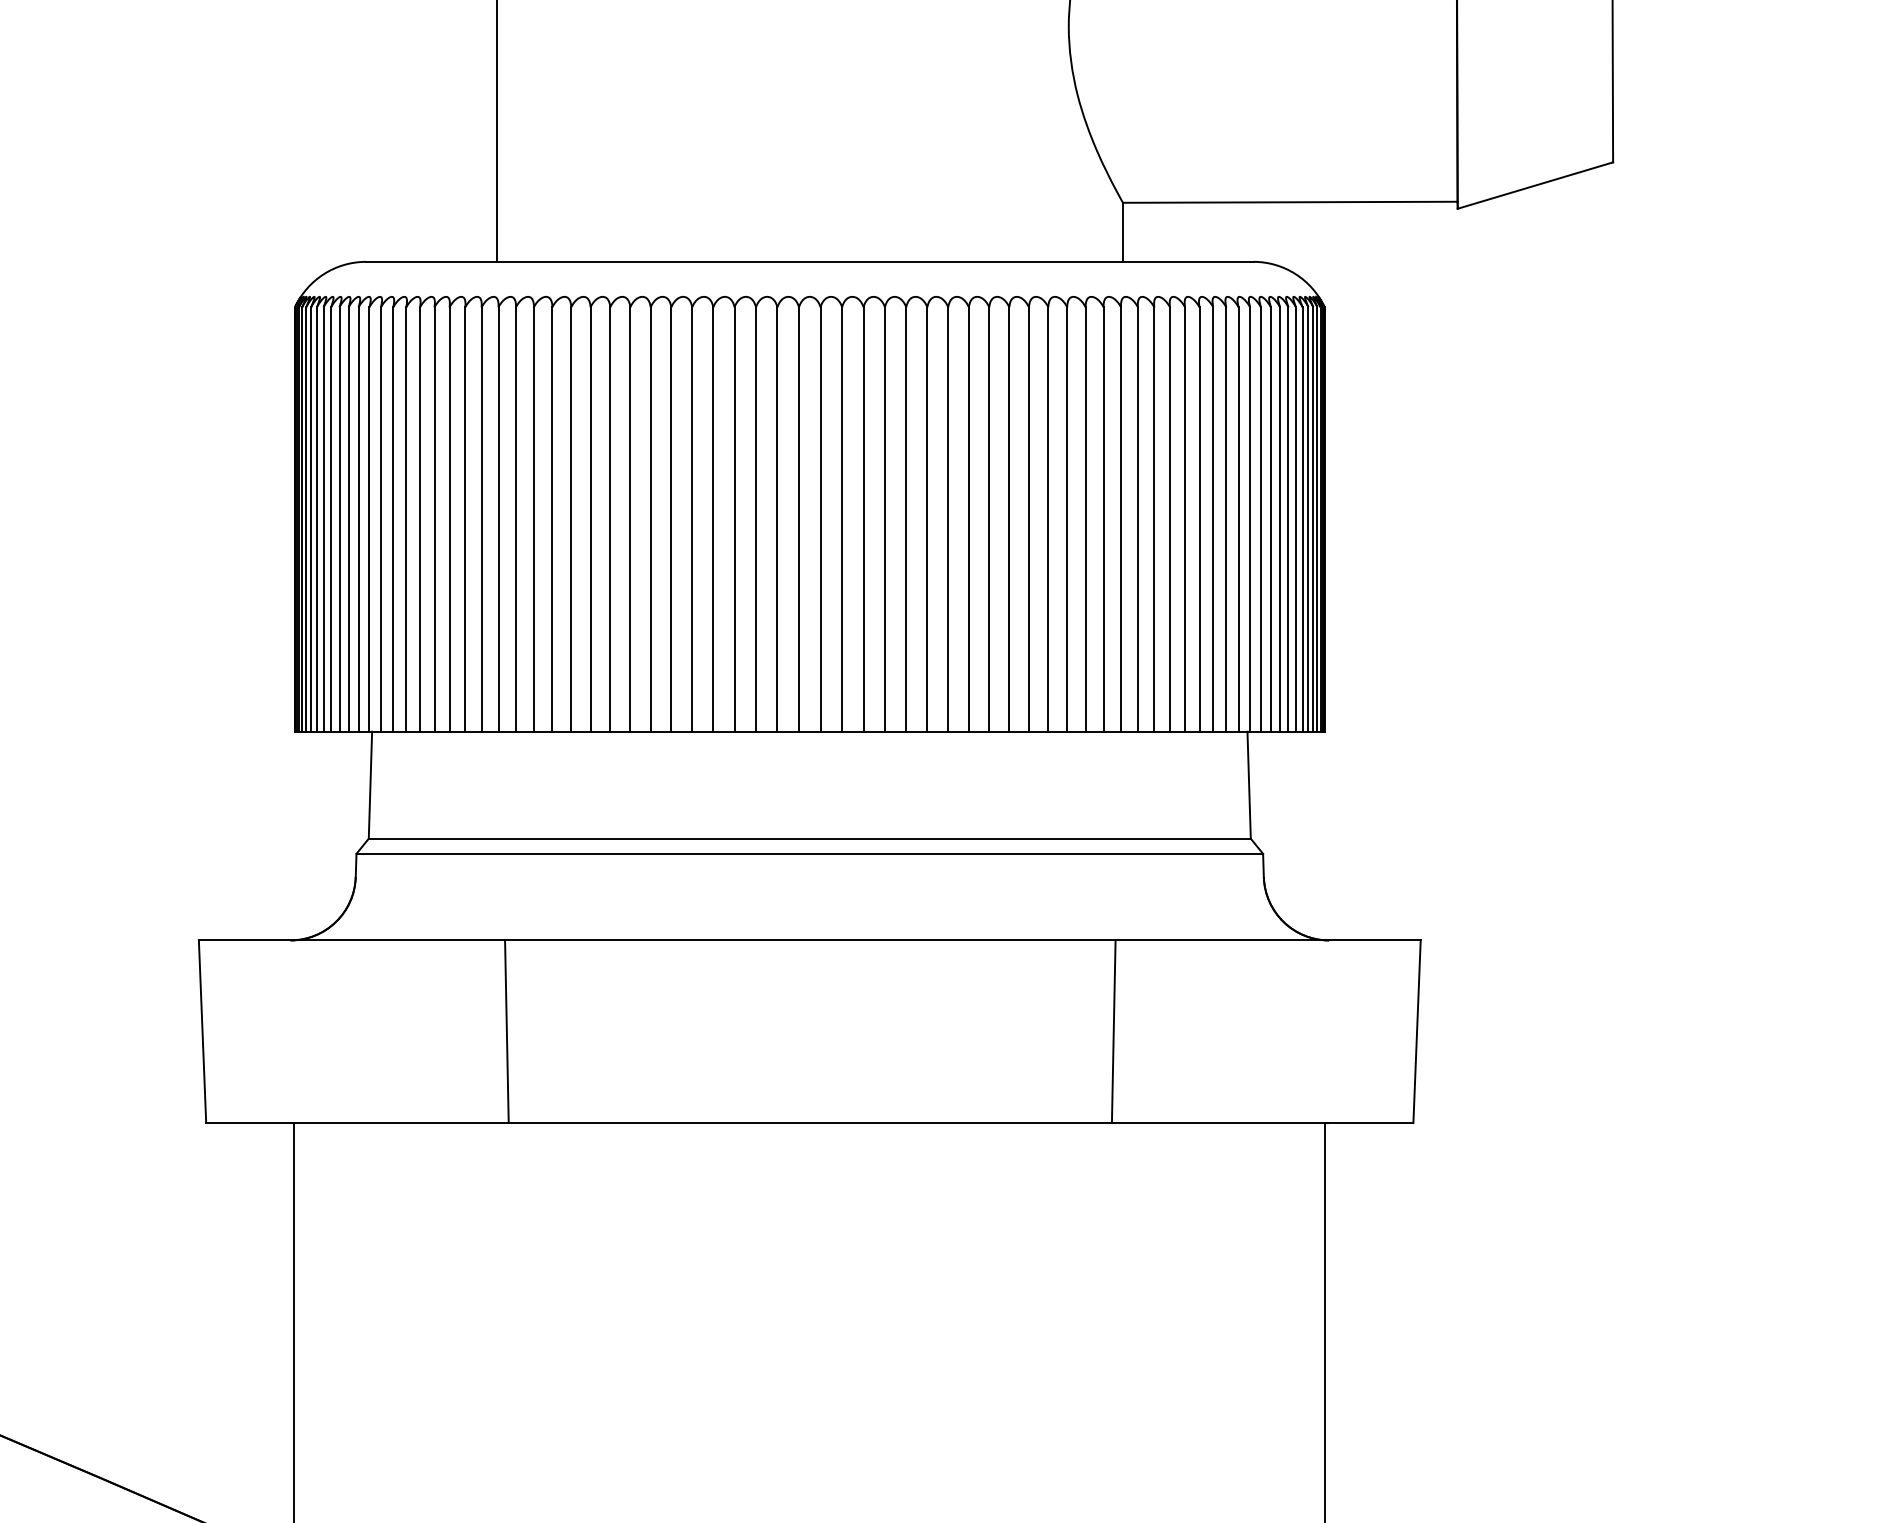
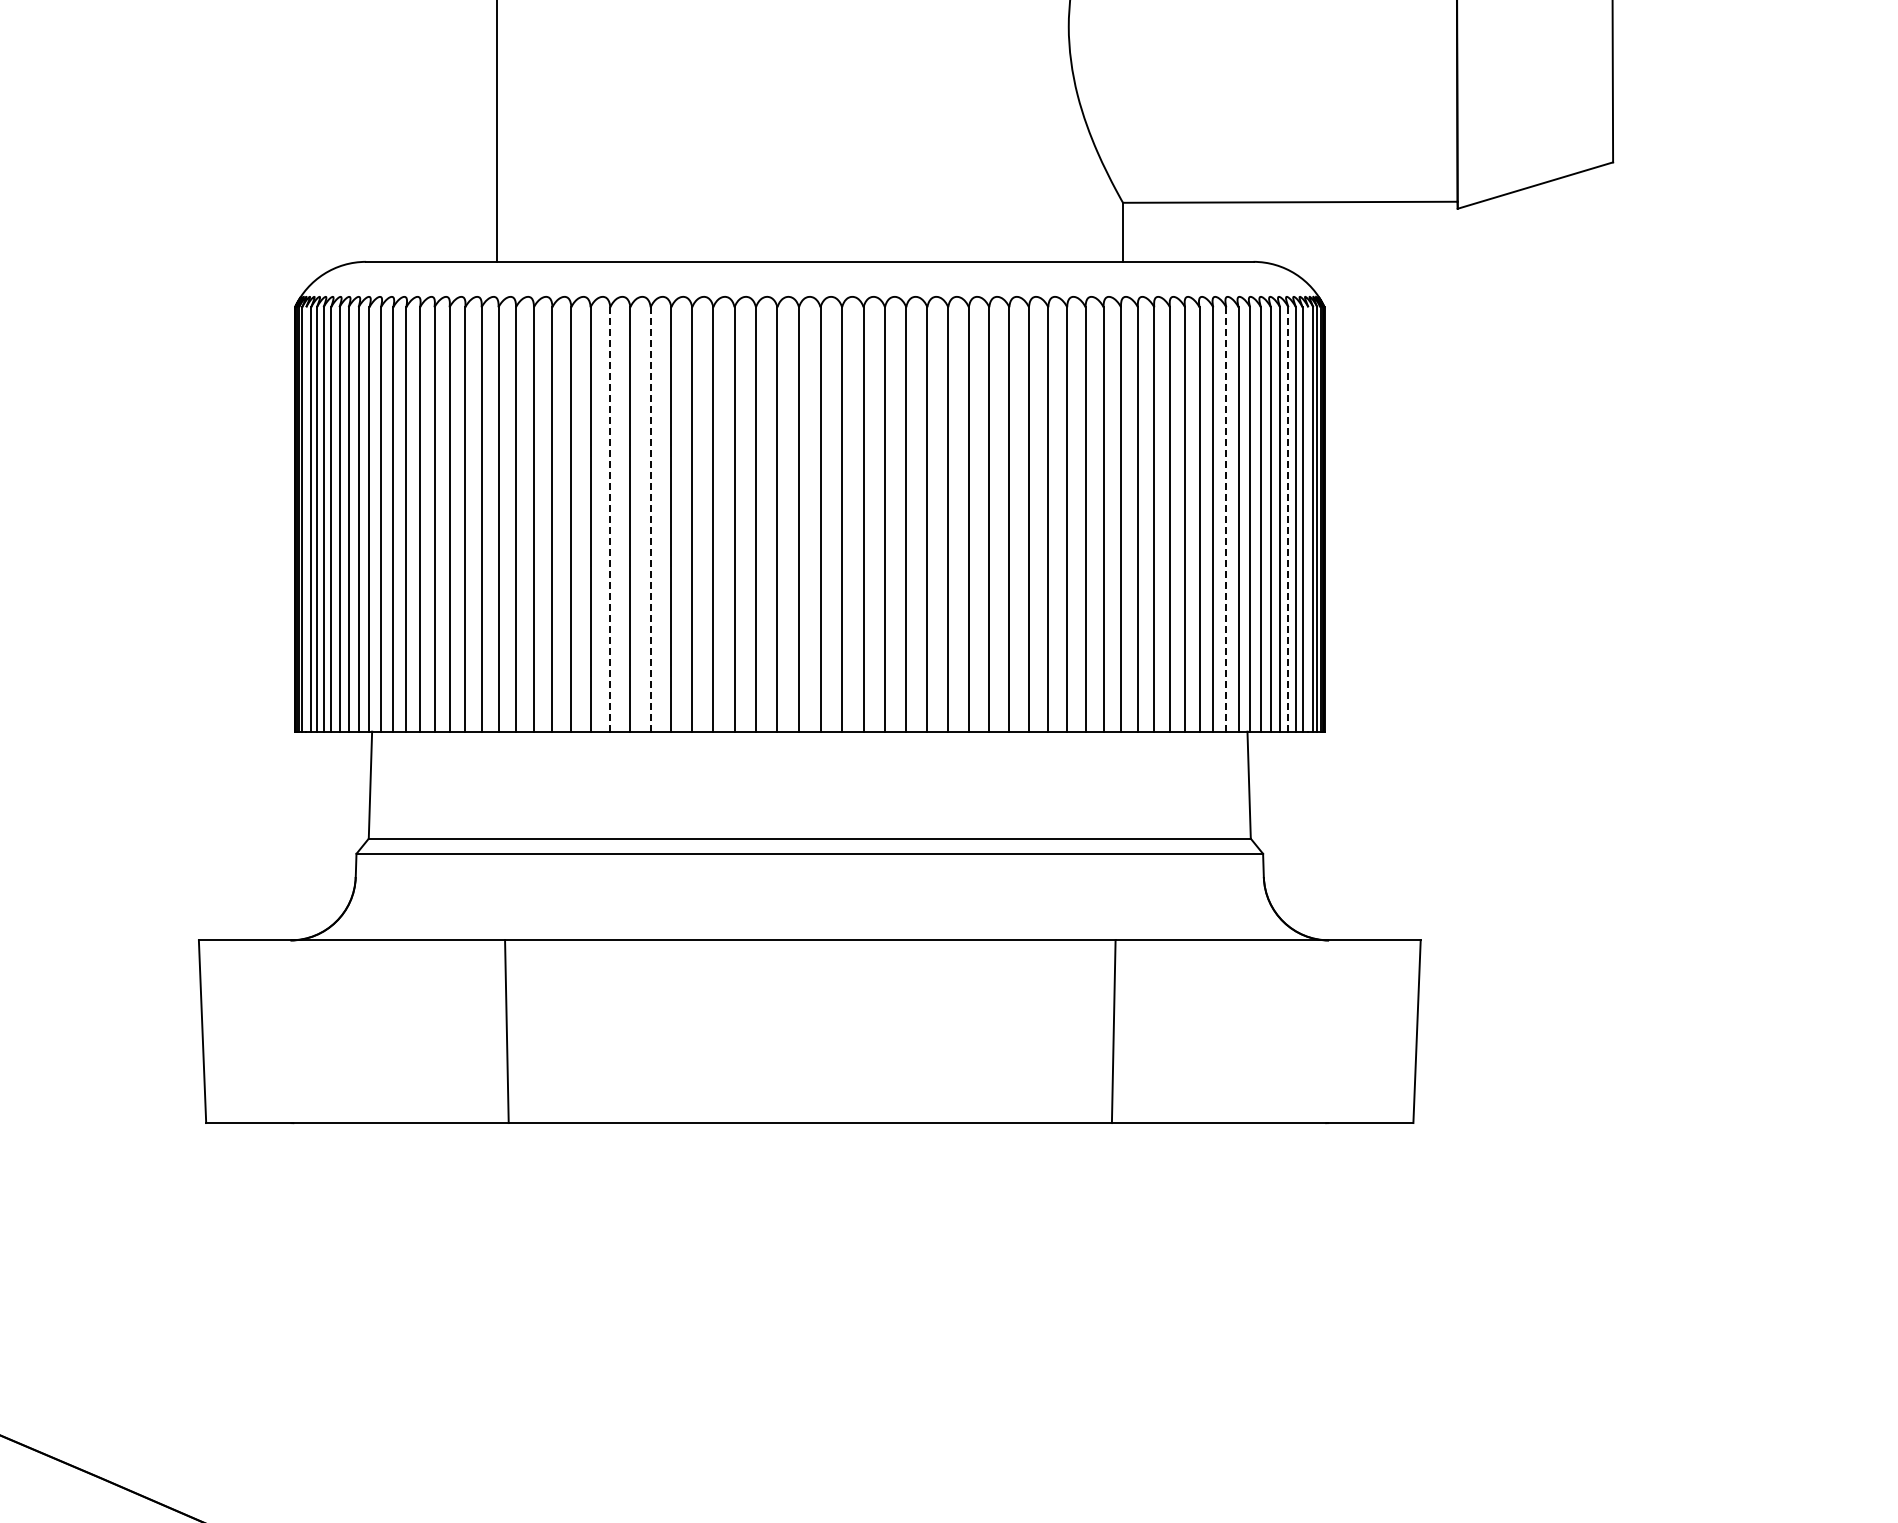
line: present -> none (306, 519)
line: solid -> dashed (610, 519)
line: solid -> dashed (650, 519)
line: solid -> dashed (1226, 519)
line: solid -> dashed (1288, 519)
line: present -> none (1308, 519)
line: present -> none (294, 1321)
line: present -> none (1325, 1321)
